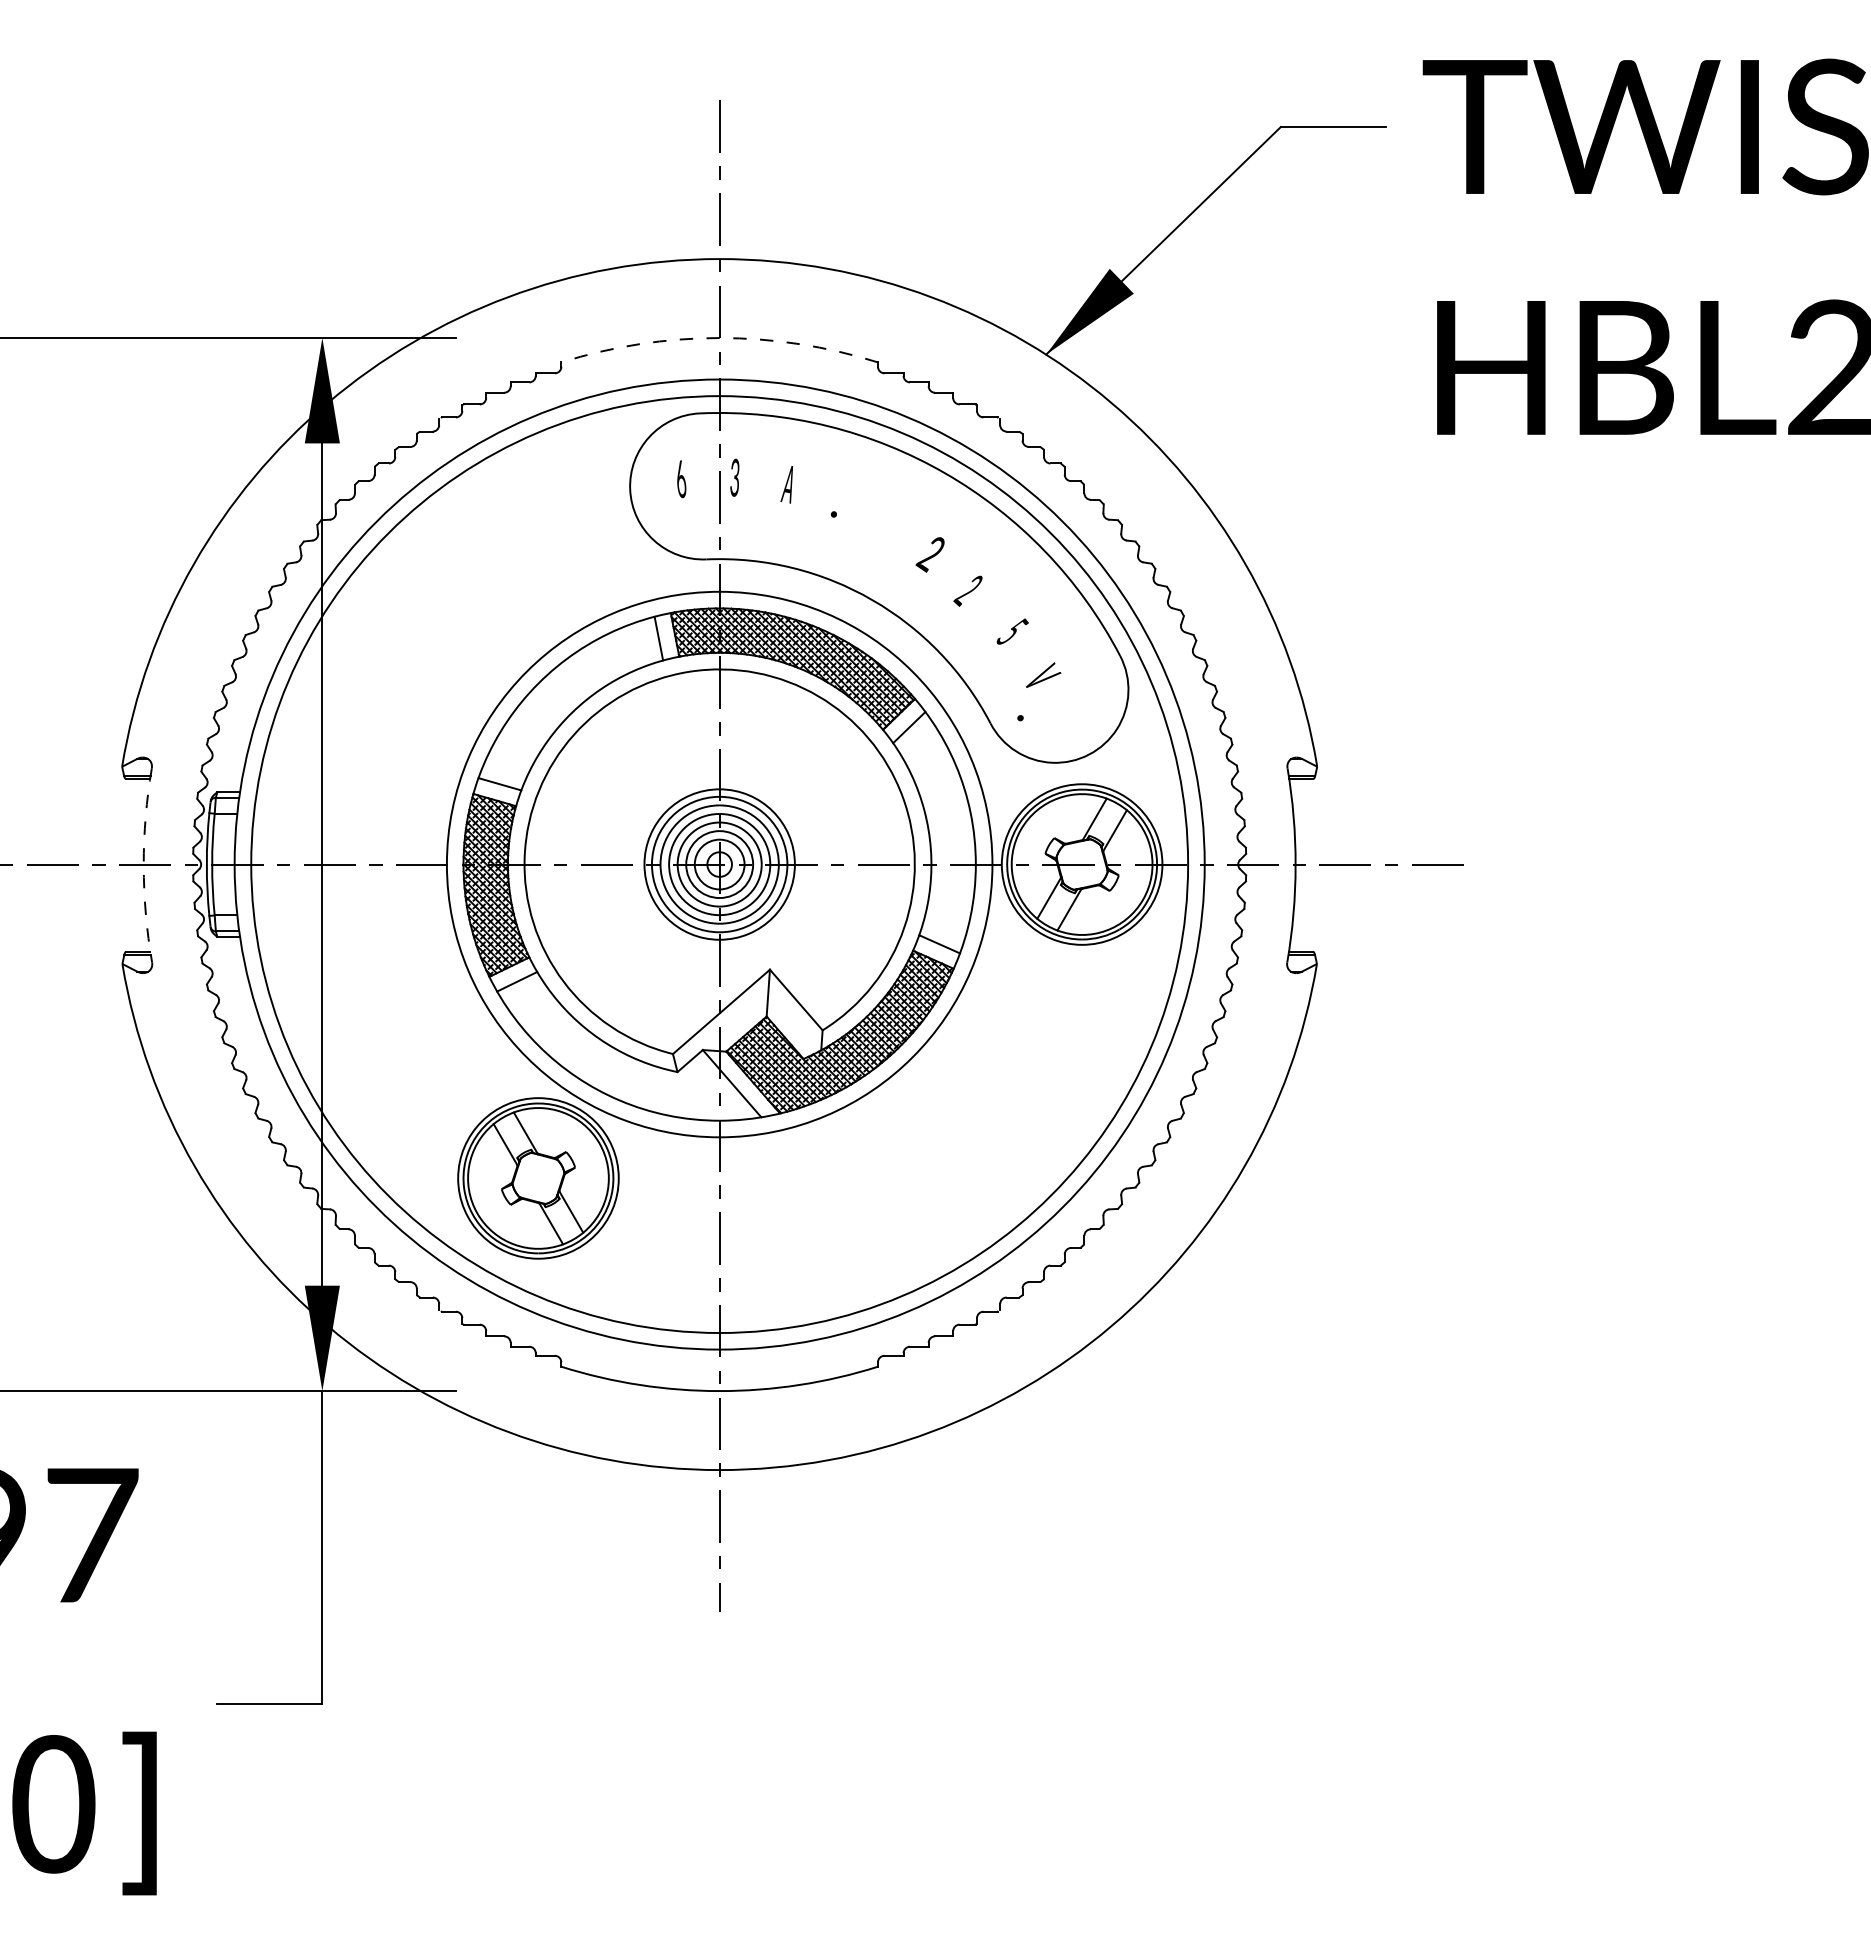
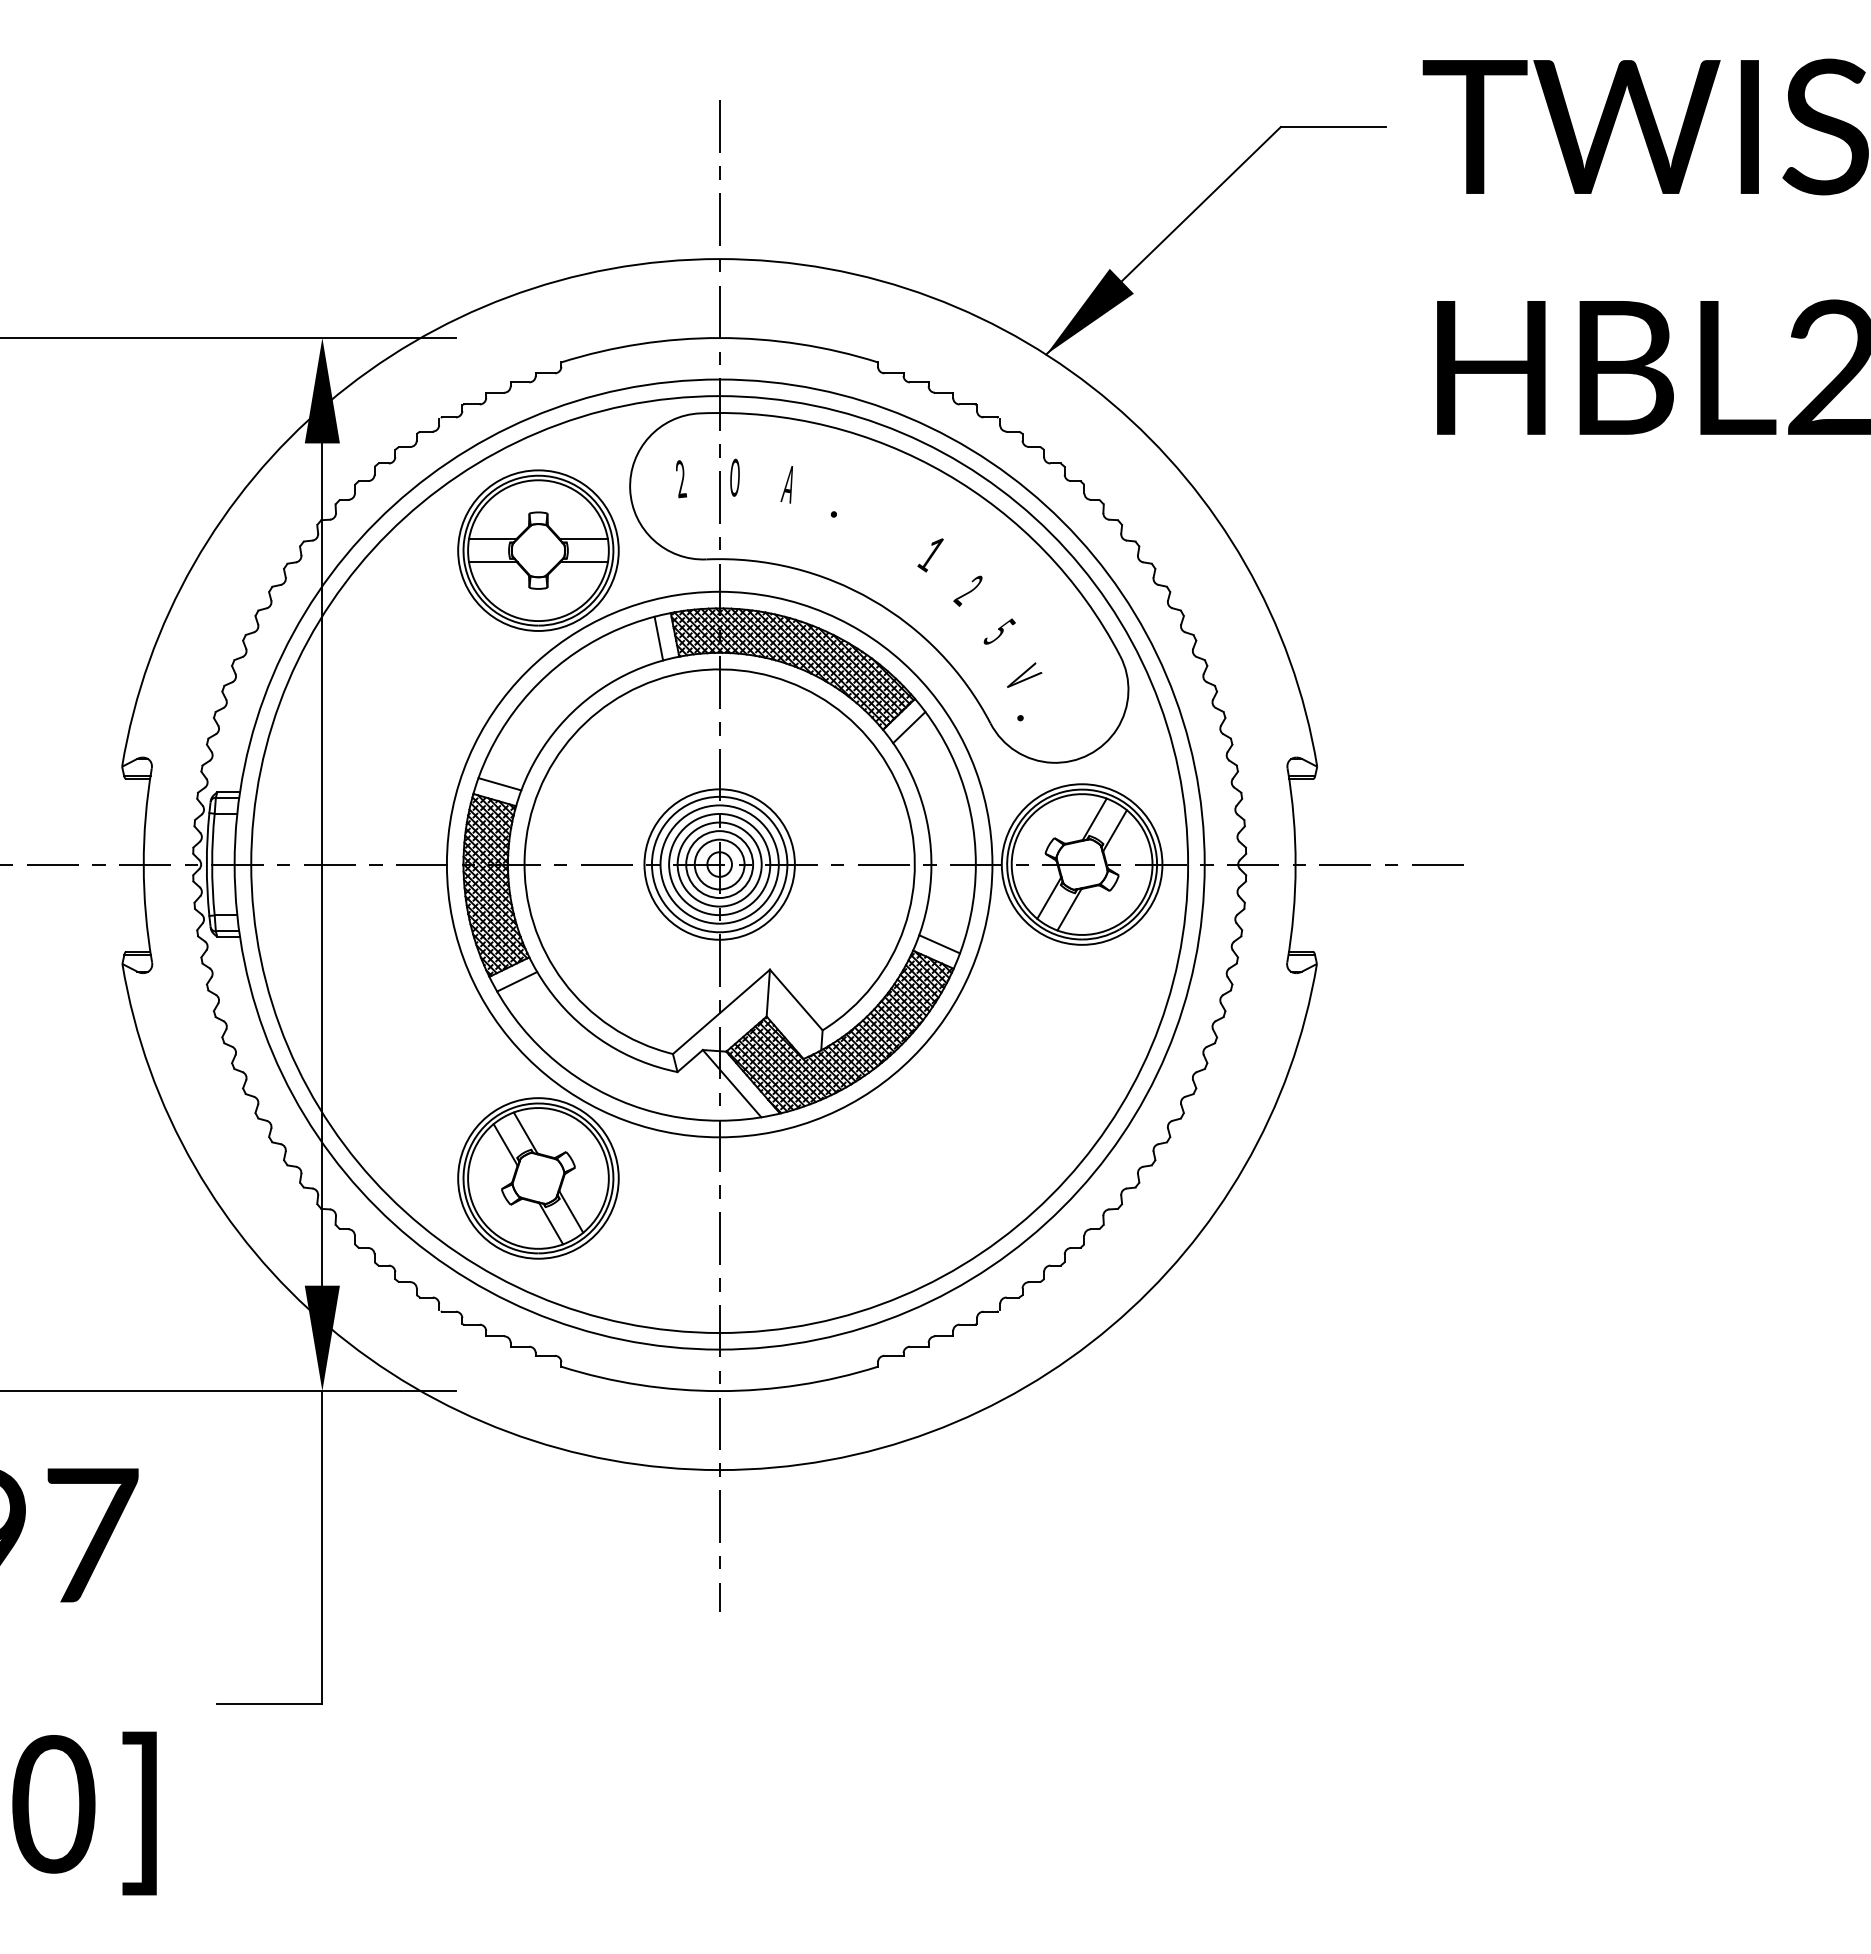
arc: dashed -> solid (719, 338)
text: 3 -> 0 (734, 477)
text: 6 -> 2 (681, 479)
part: none -> present (538, 550)
text: 2 -> 1 (929, 554)
text position: (1012, 631) -> (999, 631) (999, 631)
text position: (1043, 674) -> (1024, 674) (1024, 674)
arc: dashed -> solid (143, 865)
